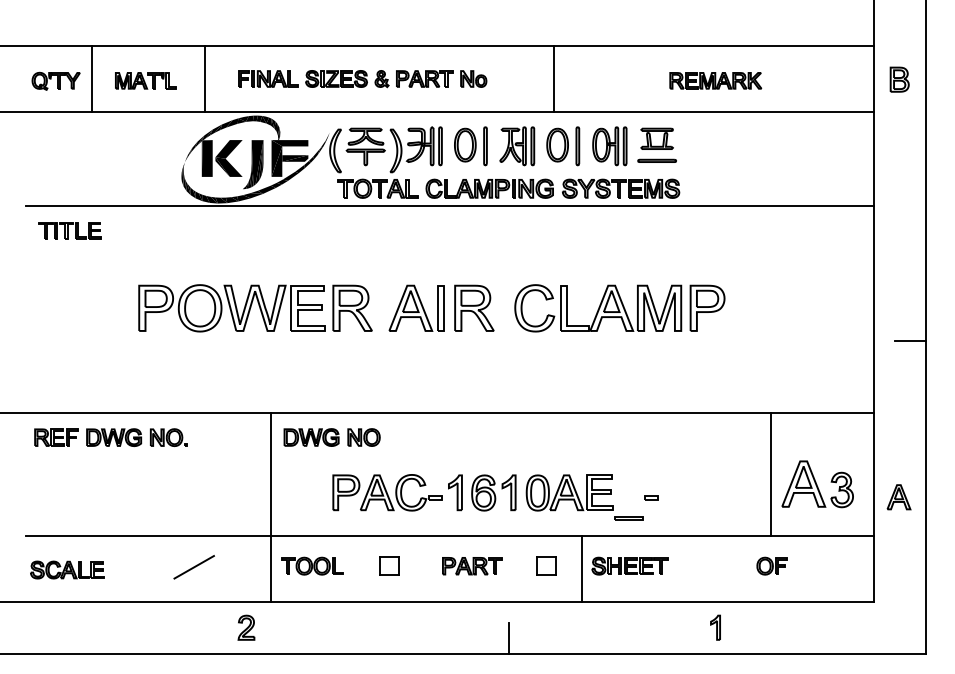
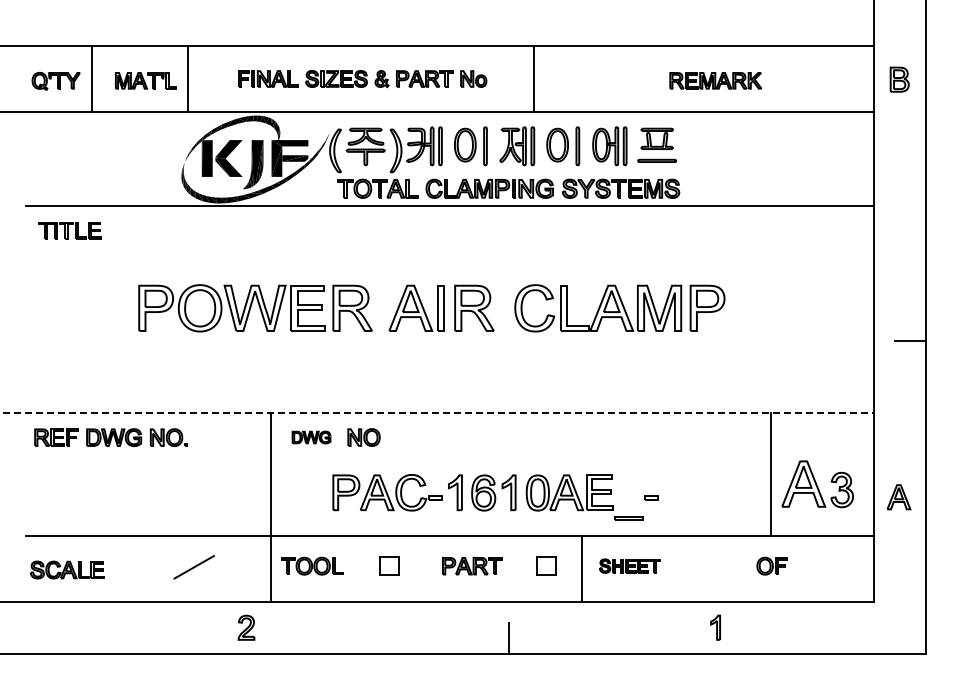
line position: (205, 78) -> (188, 78) (188, 78)
line position: (553, 78) -> (533, 78) (533, 78)
line: solid -> dashed (437, 413)
part size: 57x19 px -> 41x15 px (311, 437)
part size: 78x20 px -> 62x16 px (629, 565)
